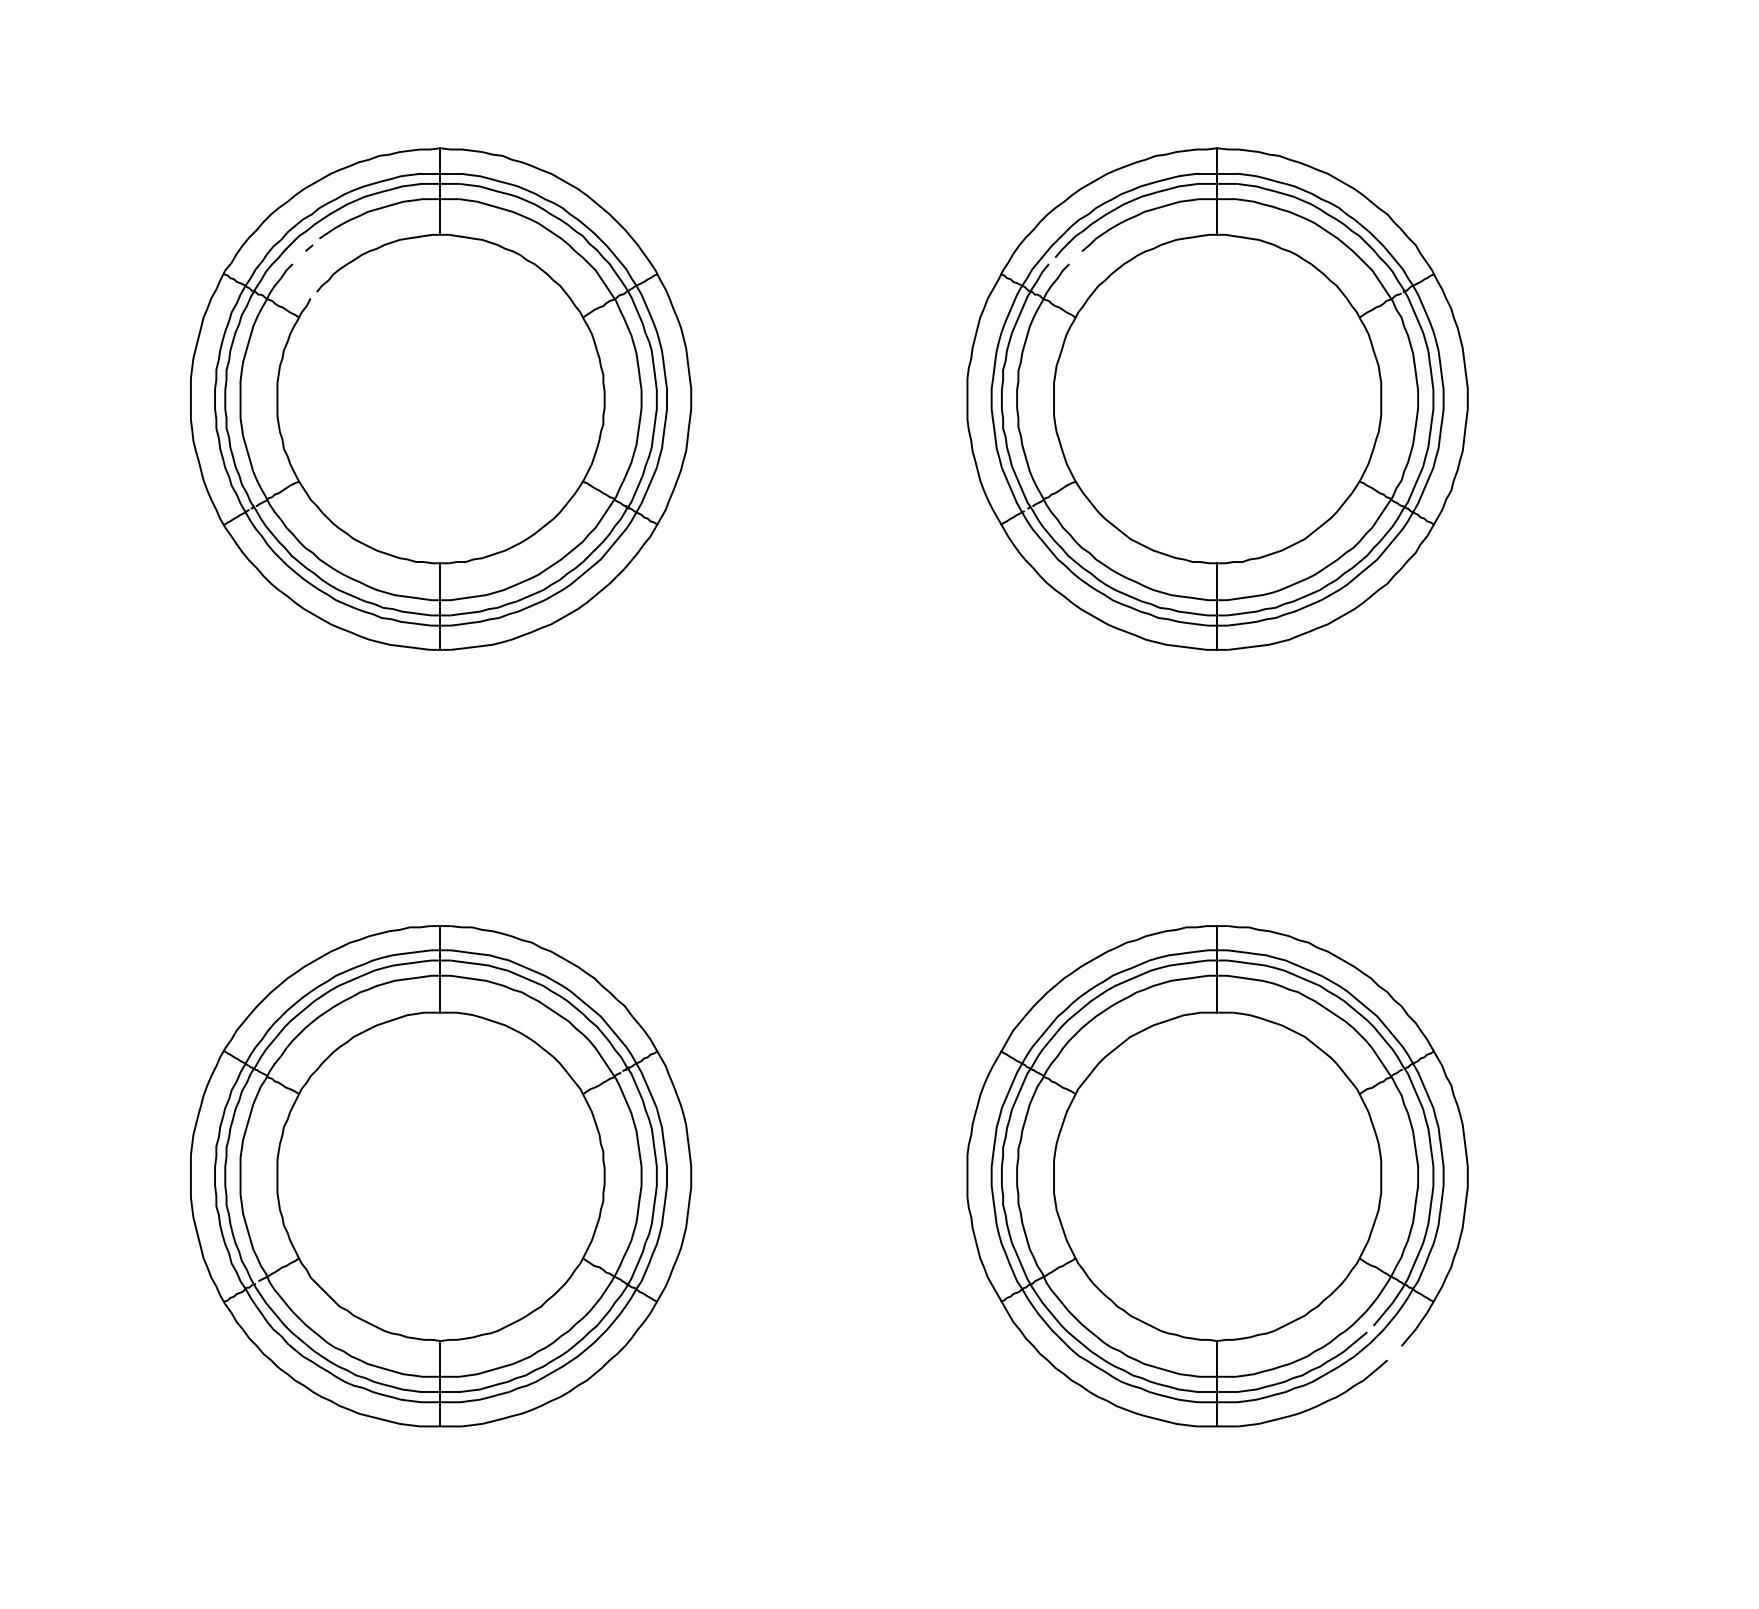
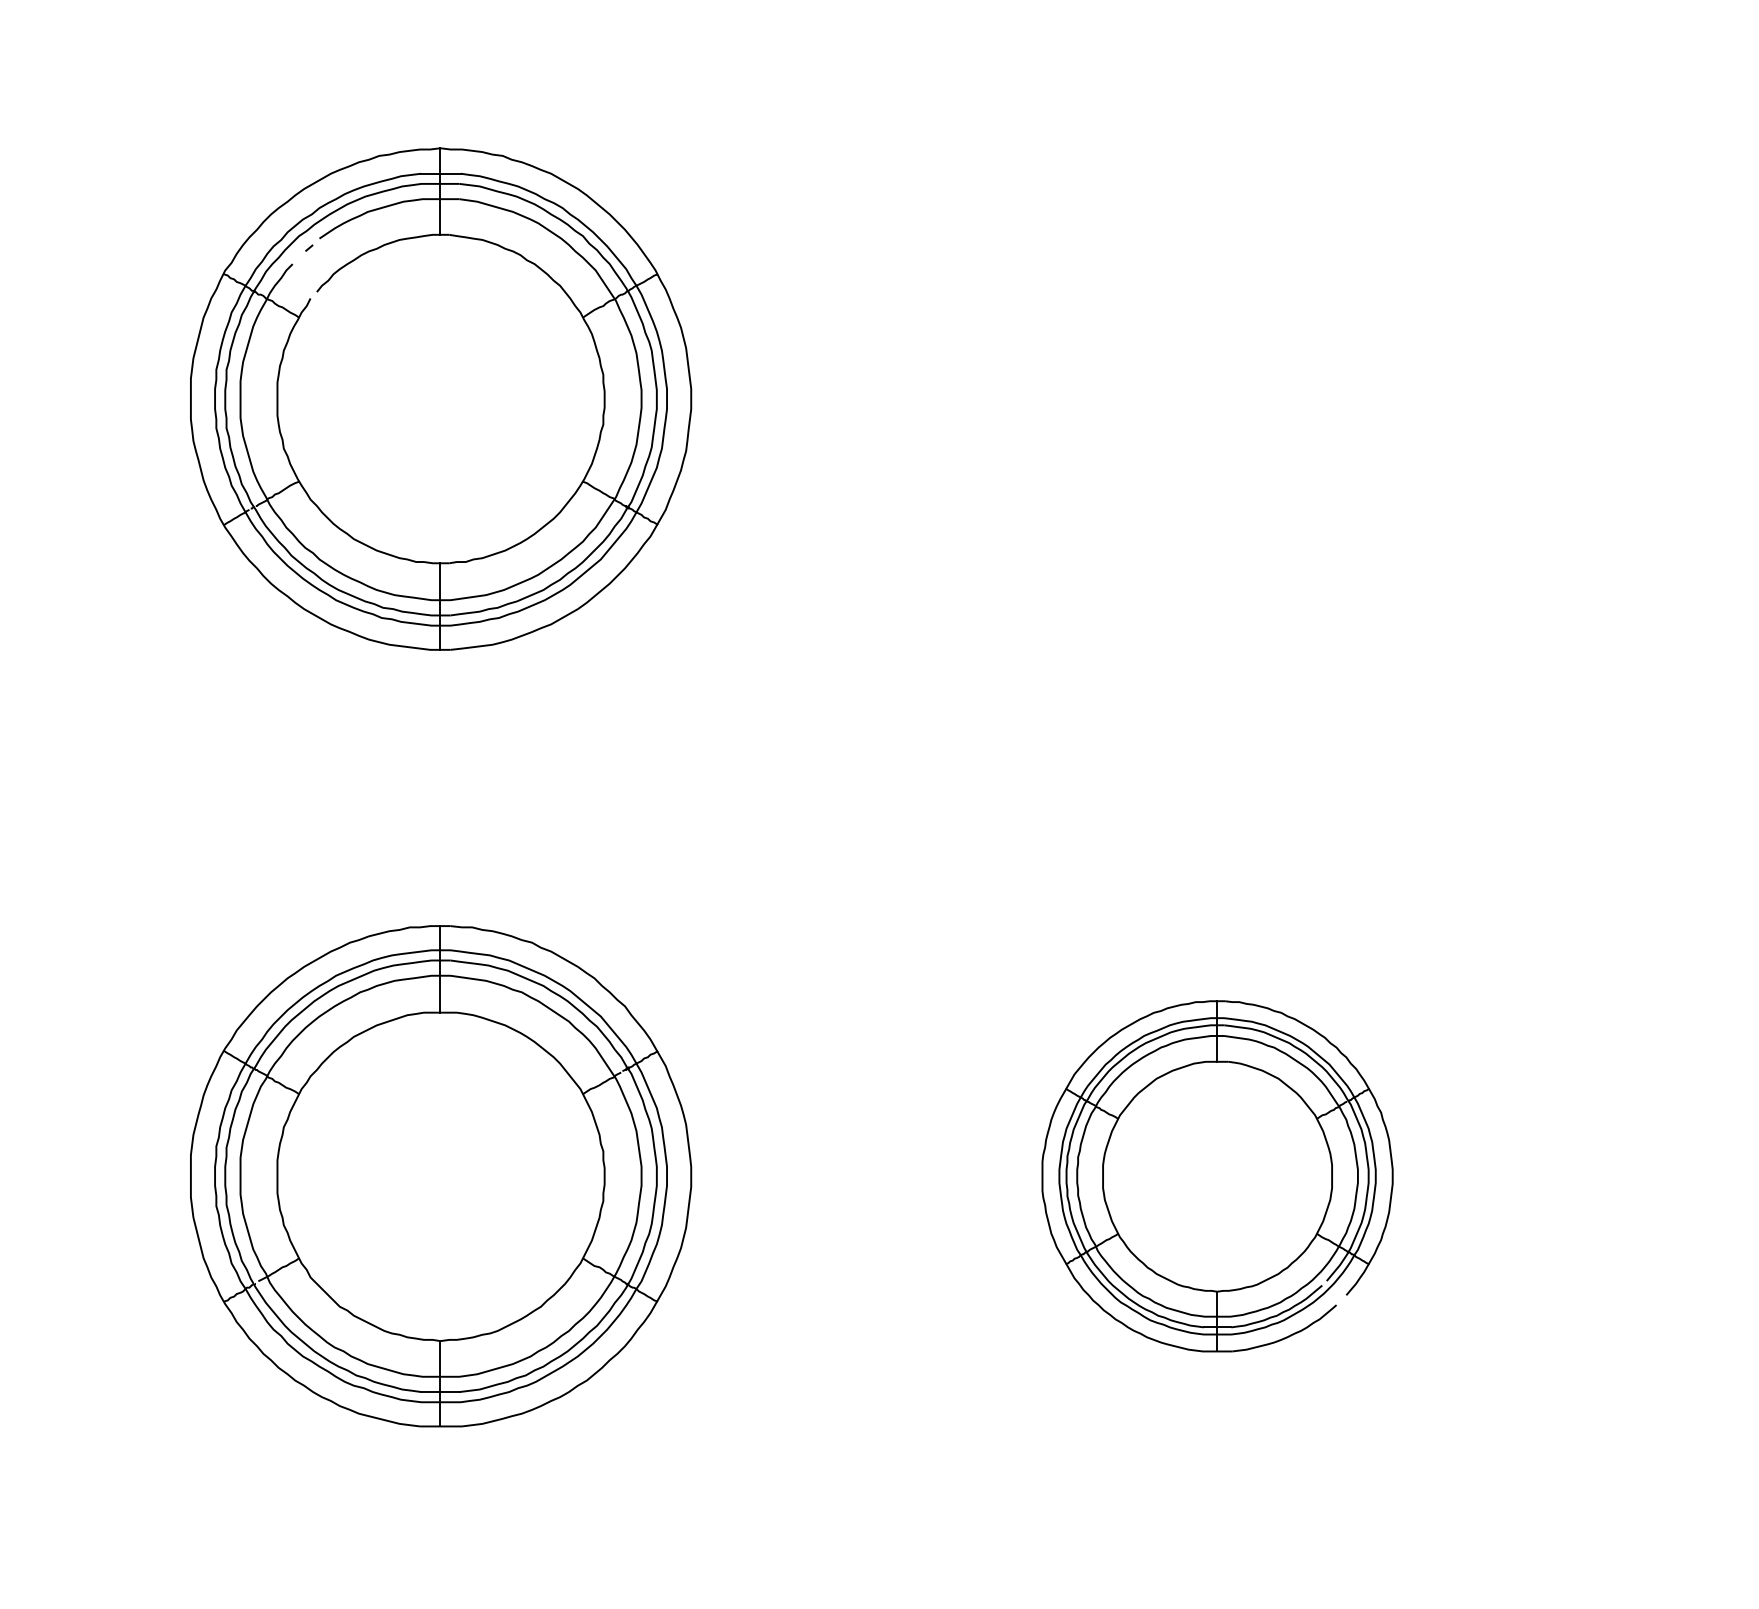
part: present -> none (1217, 398)
part size: 503x503 px -> 353x353 px (1217, 1176)
